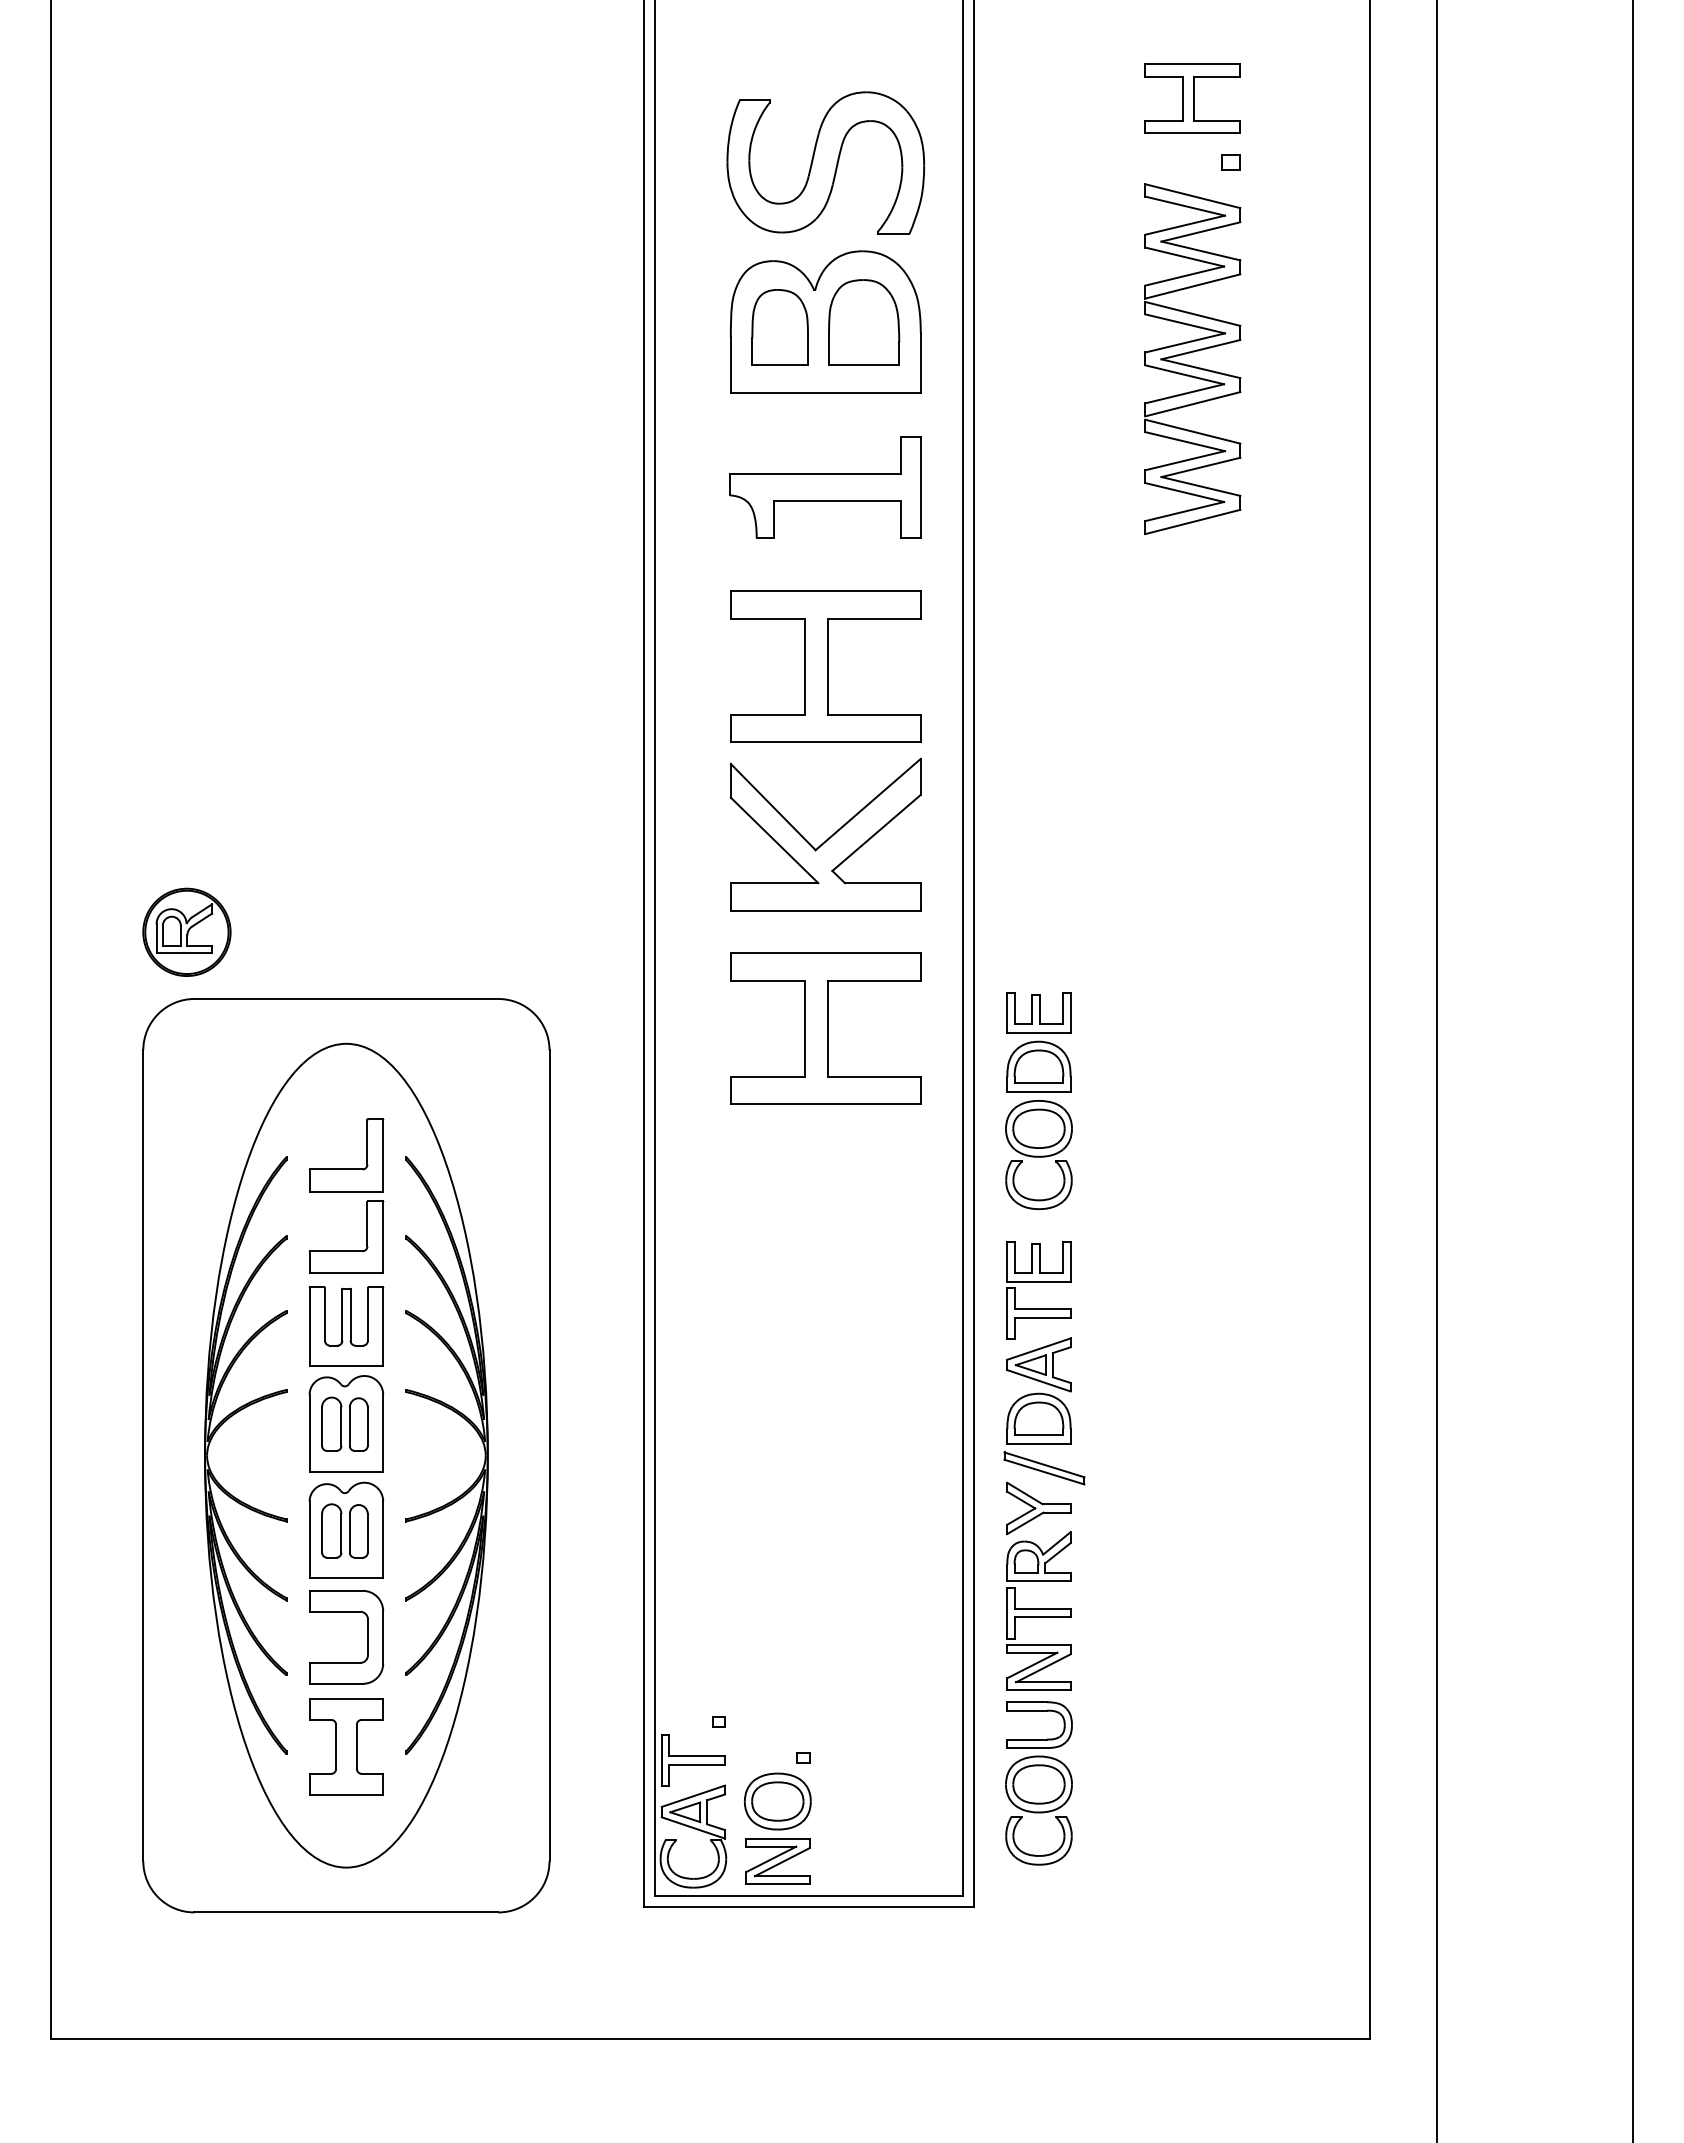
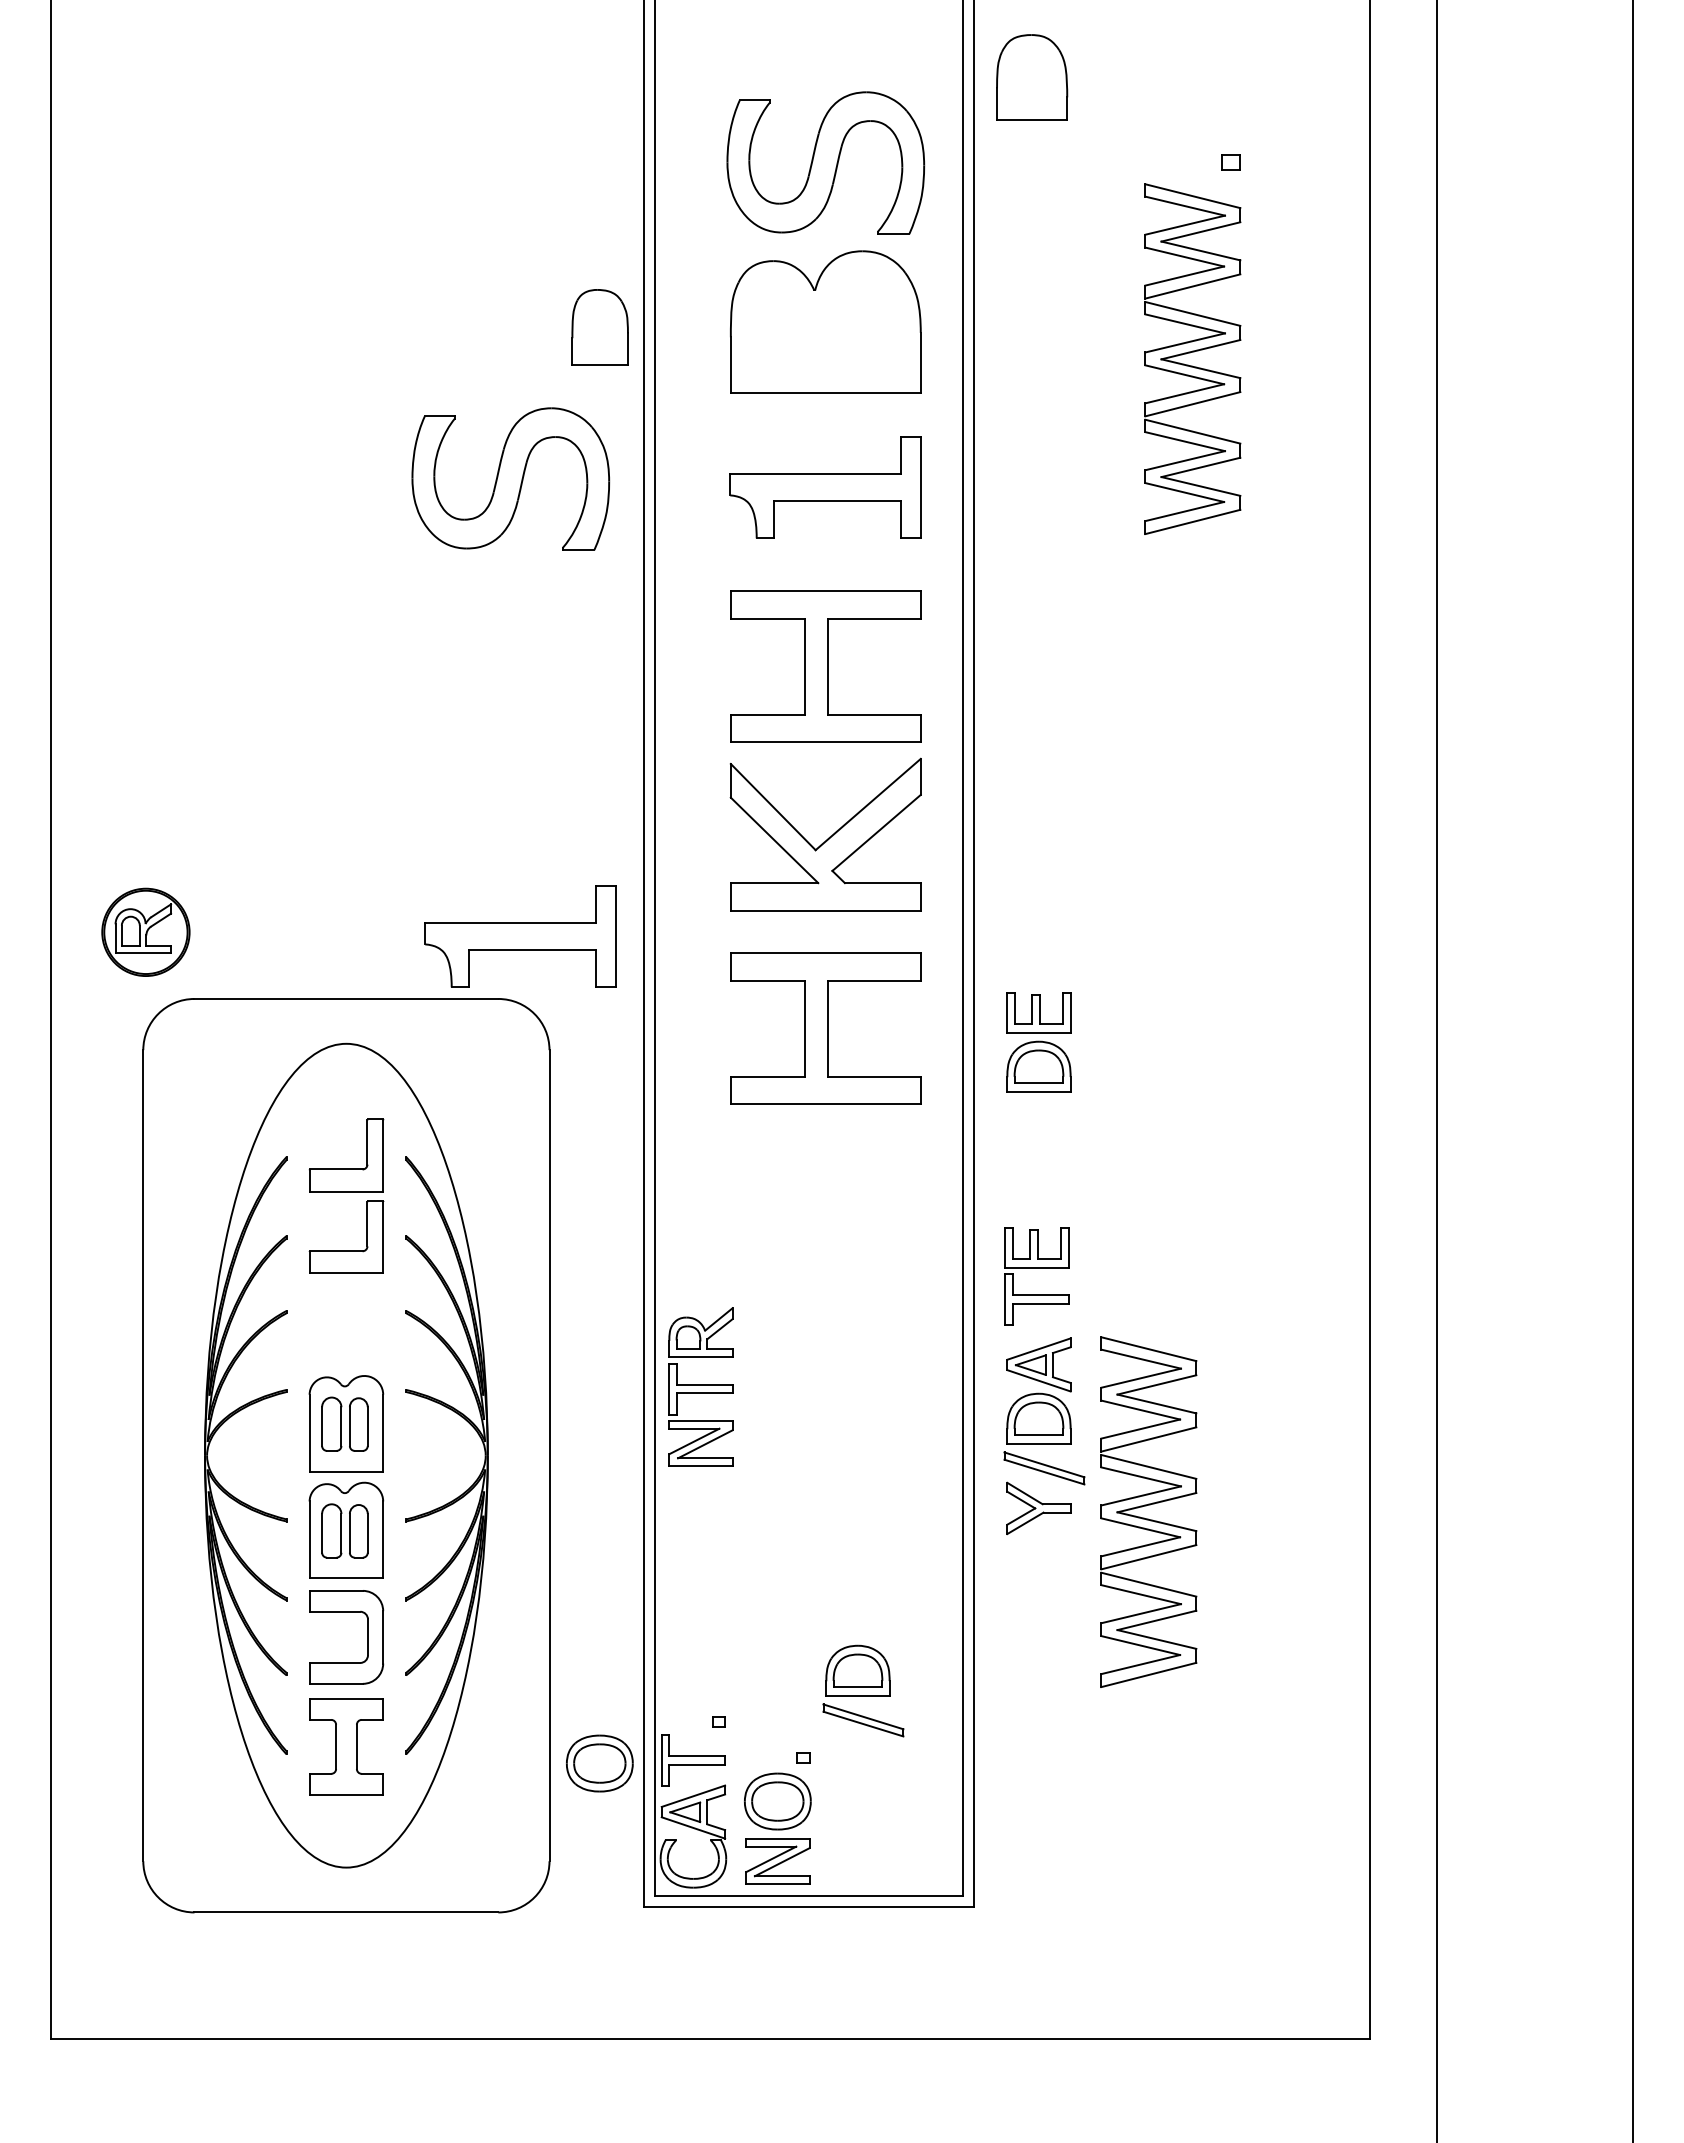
part: present -> none (1192, 98)
part position: (864, 322) -> (1032, 77) (1032, 77)
part position: (779, 327) -> (599, 327) (599, 327)
part: none -> present (510, 478)
part position: (186, 931) -> (145, 931) (145, 931)
part: none -> present (520, 936)
part: present -> none (1038, 1154)
part position: (1038, 1282) -> (1036, 1268) (1036, 1268)
part: present -> none (346, 1326)
part: none -> present (1148, 1511)
part position: (1038, 1610) -> (700, 1386) (700, 1386)
part: none -> present (863, 1690)
part: none -> present (599, 1763)
part: present -> none (1038, 1783)
